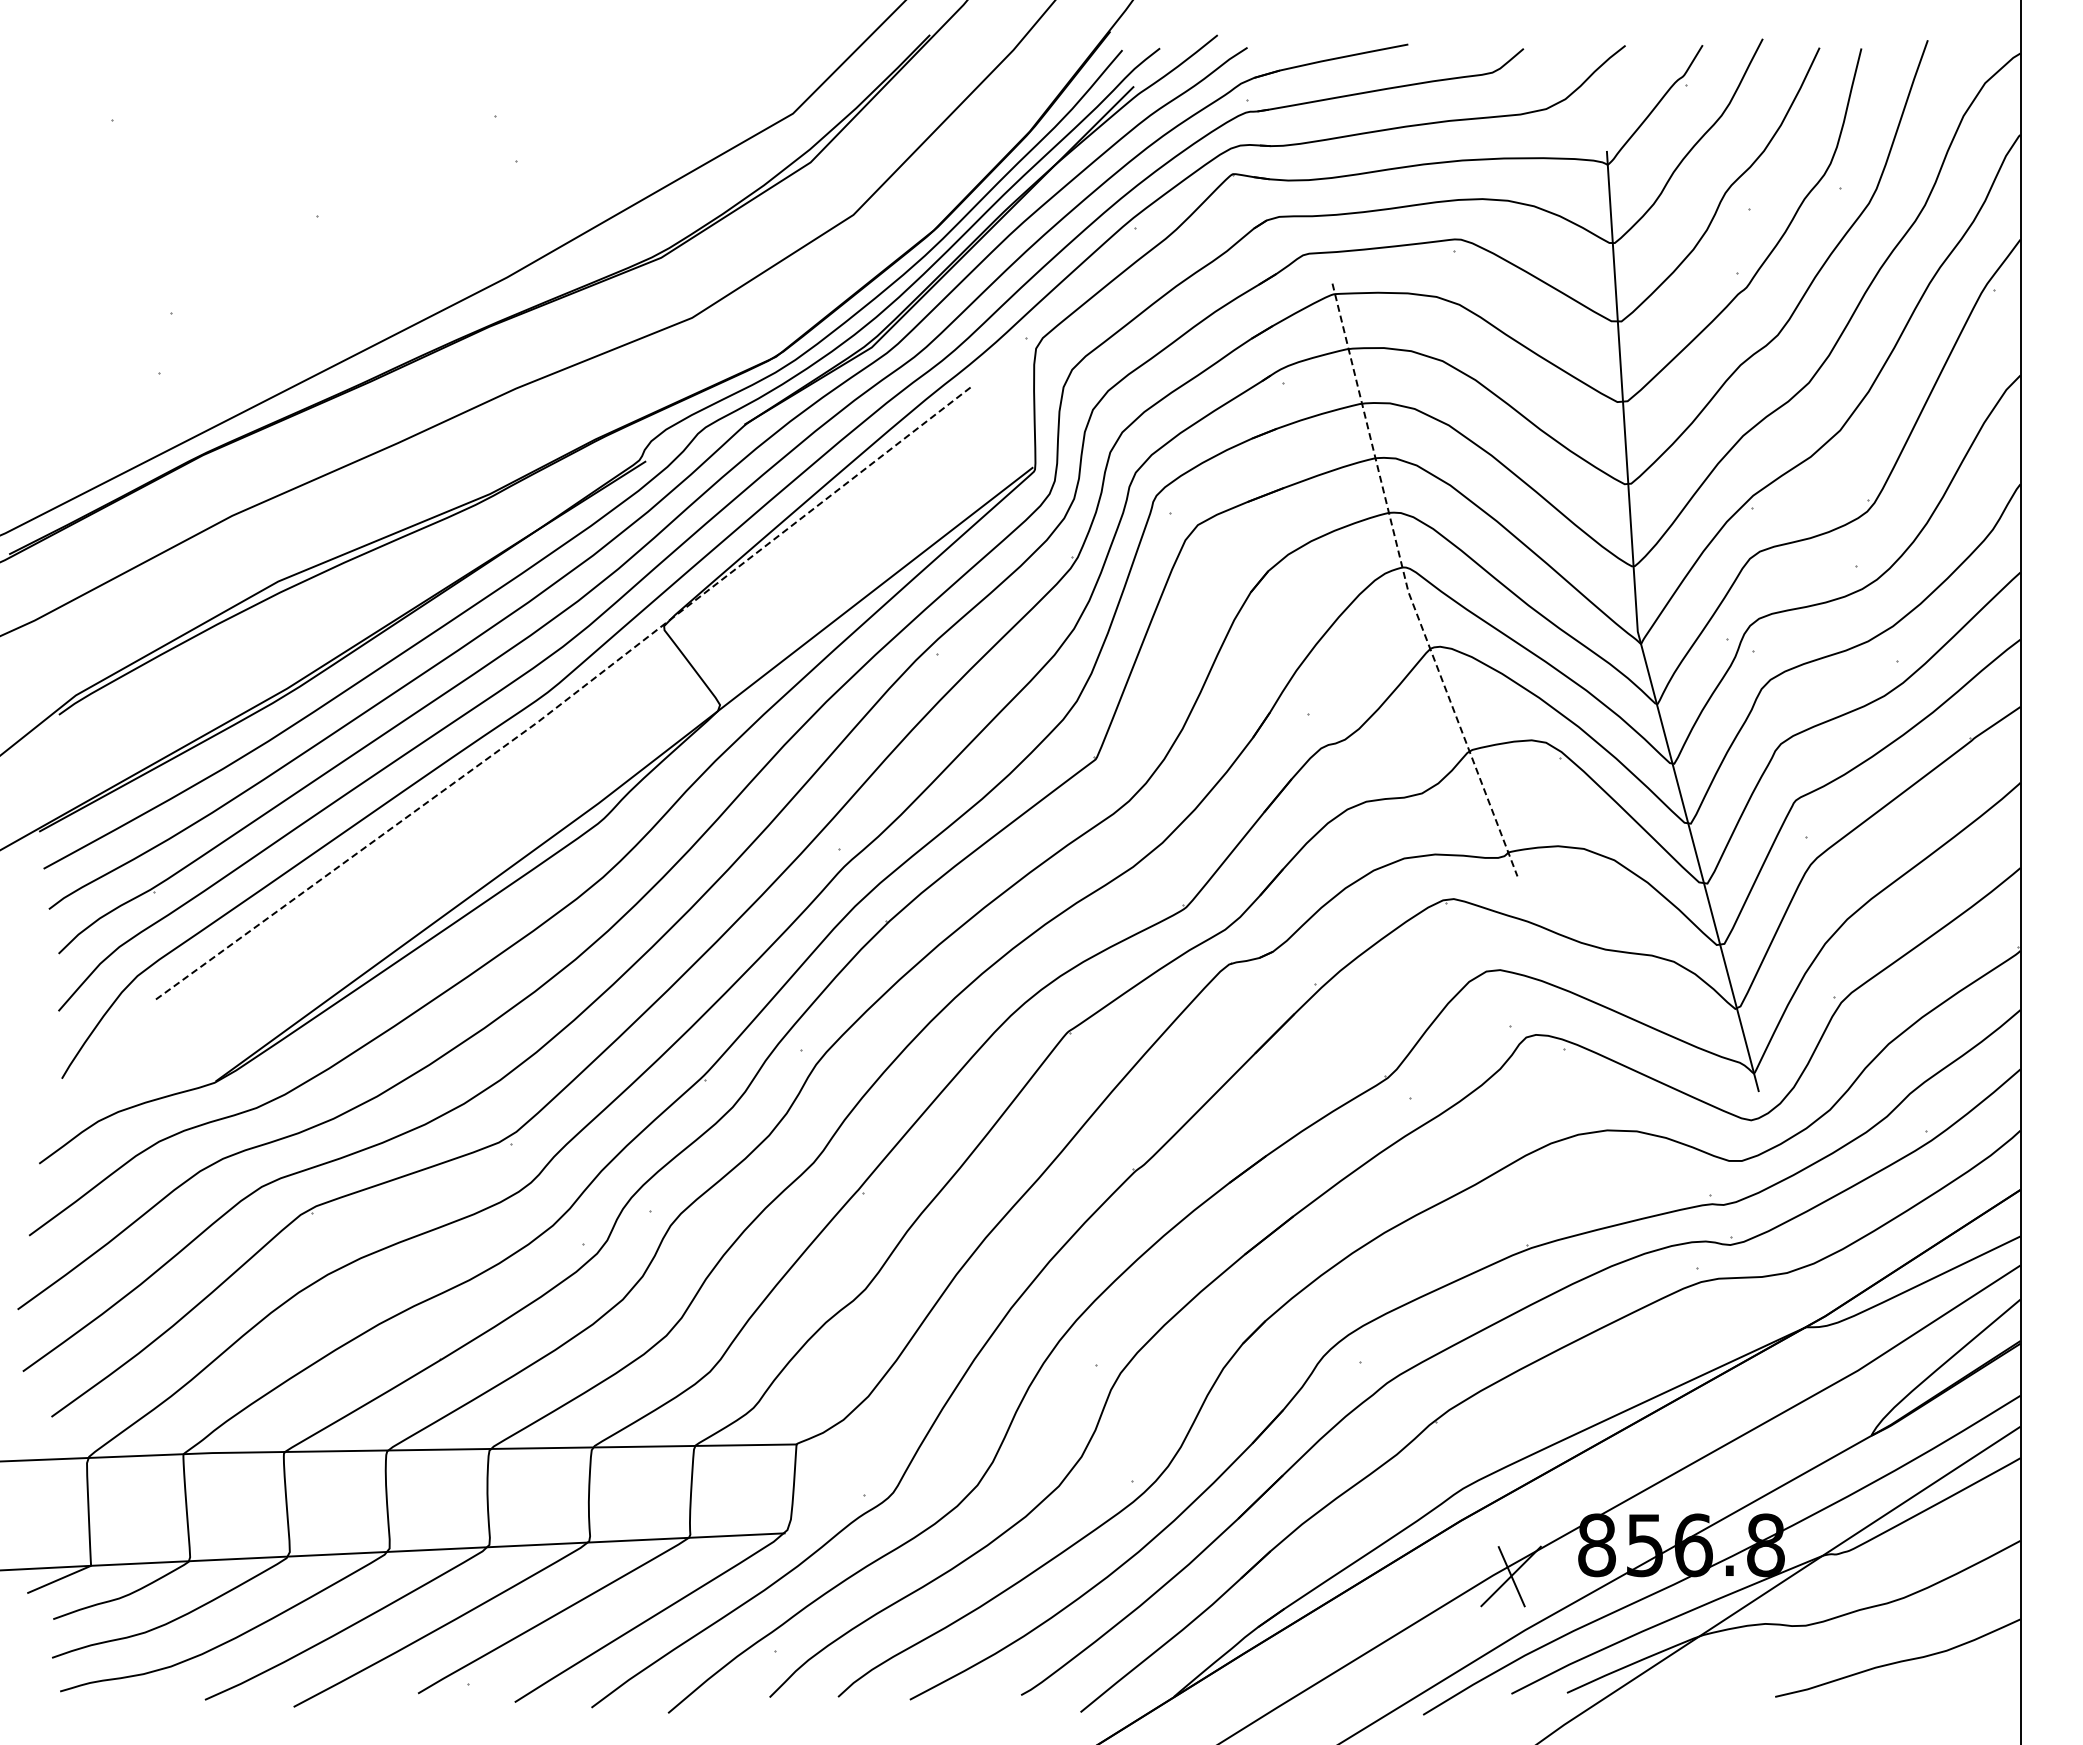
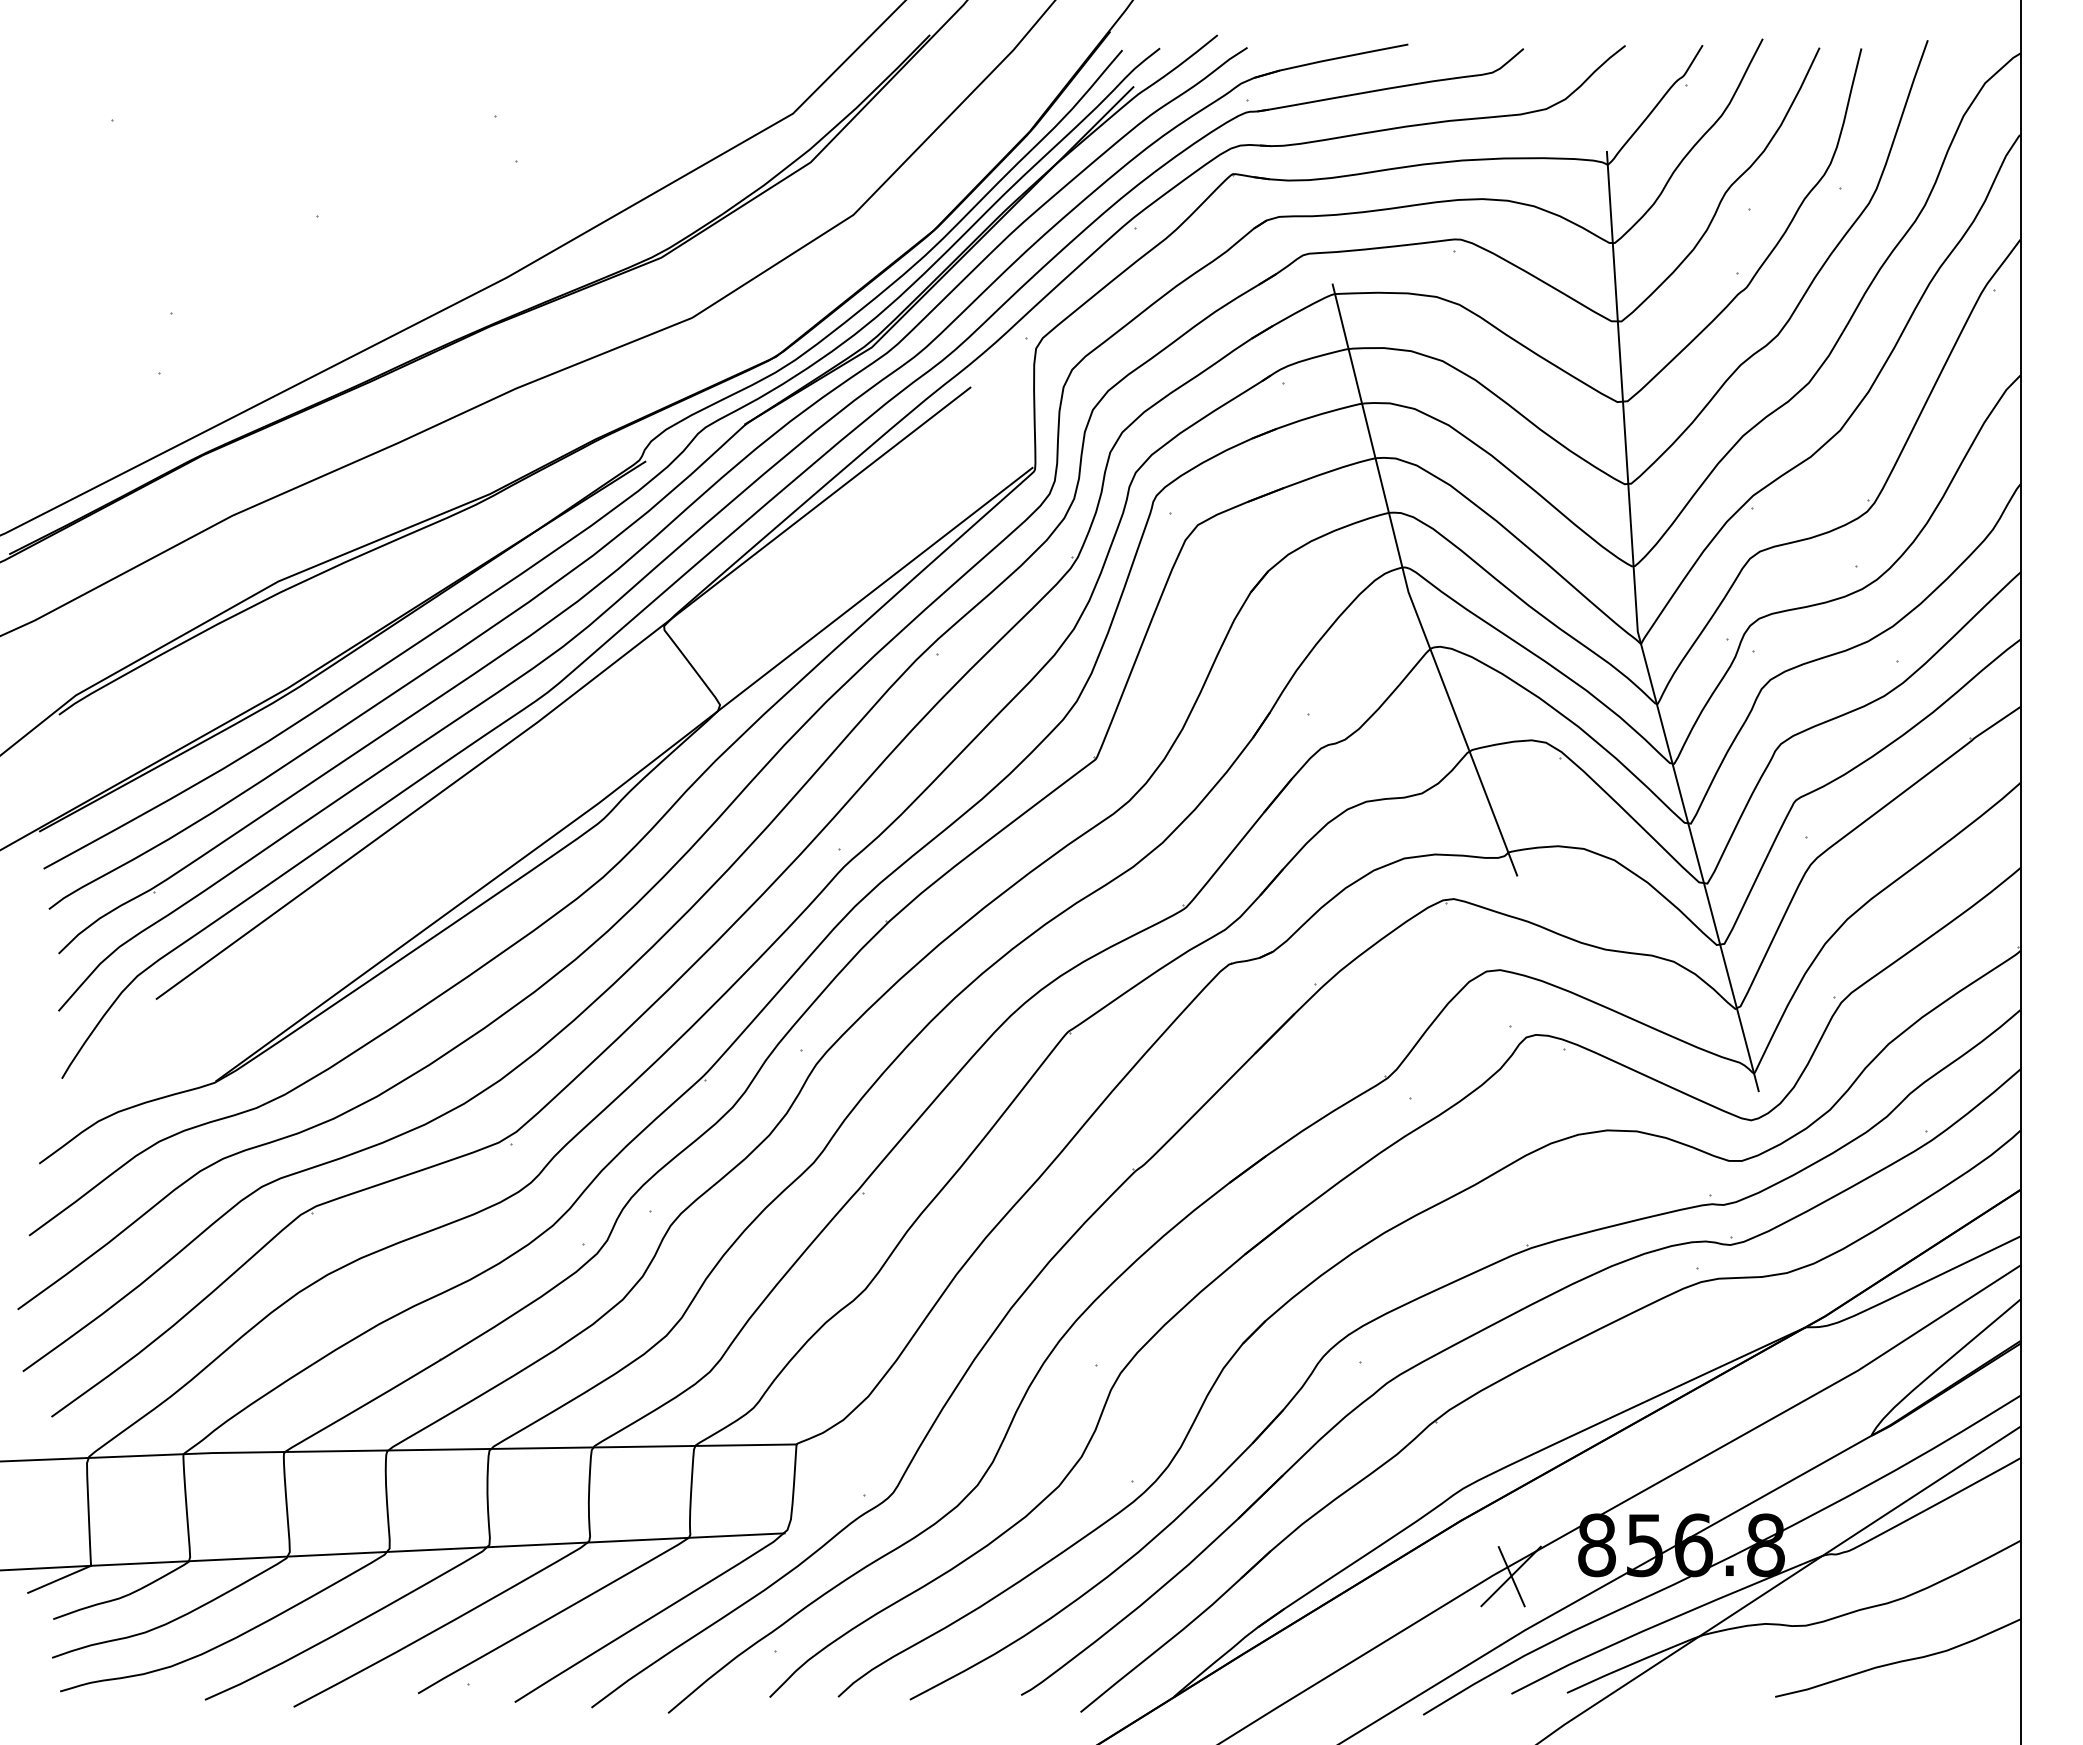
line: dashed -> solid (1407, 586)
line: dashed -> solid (567, 698)
